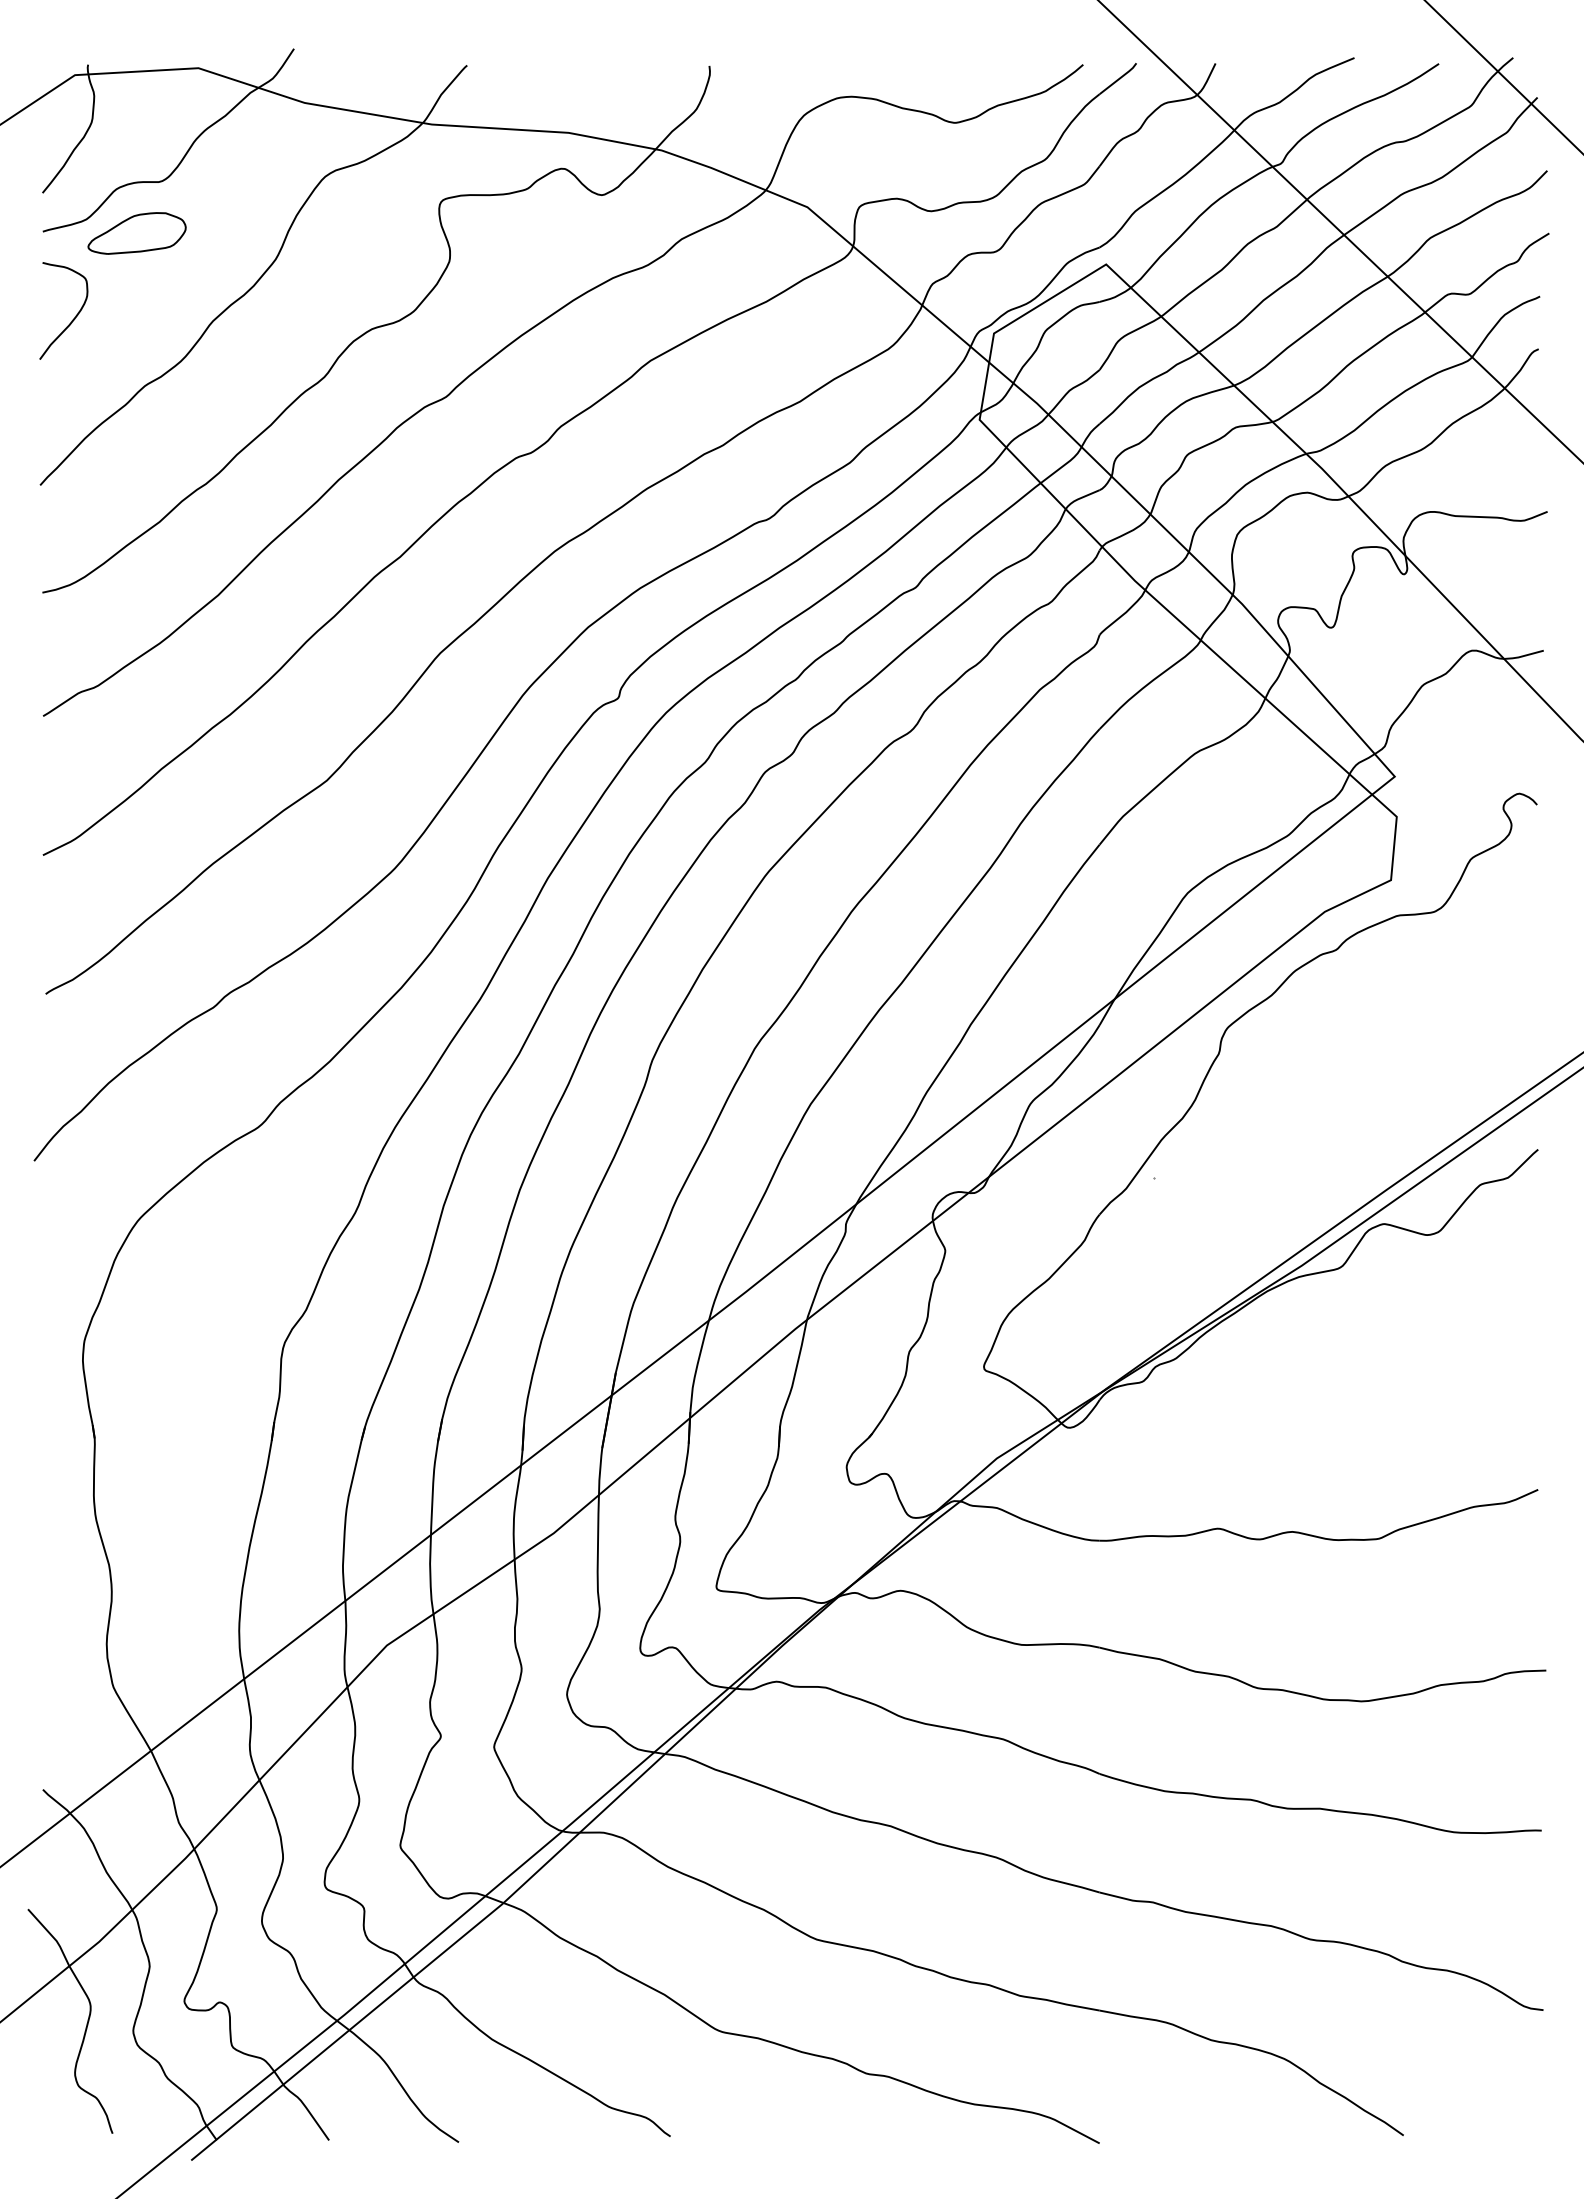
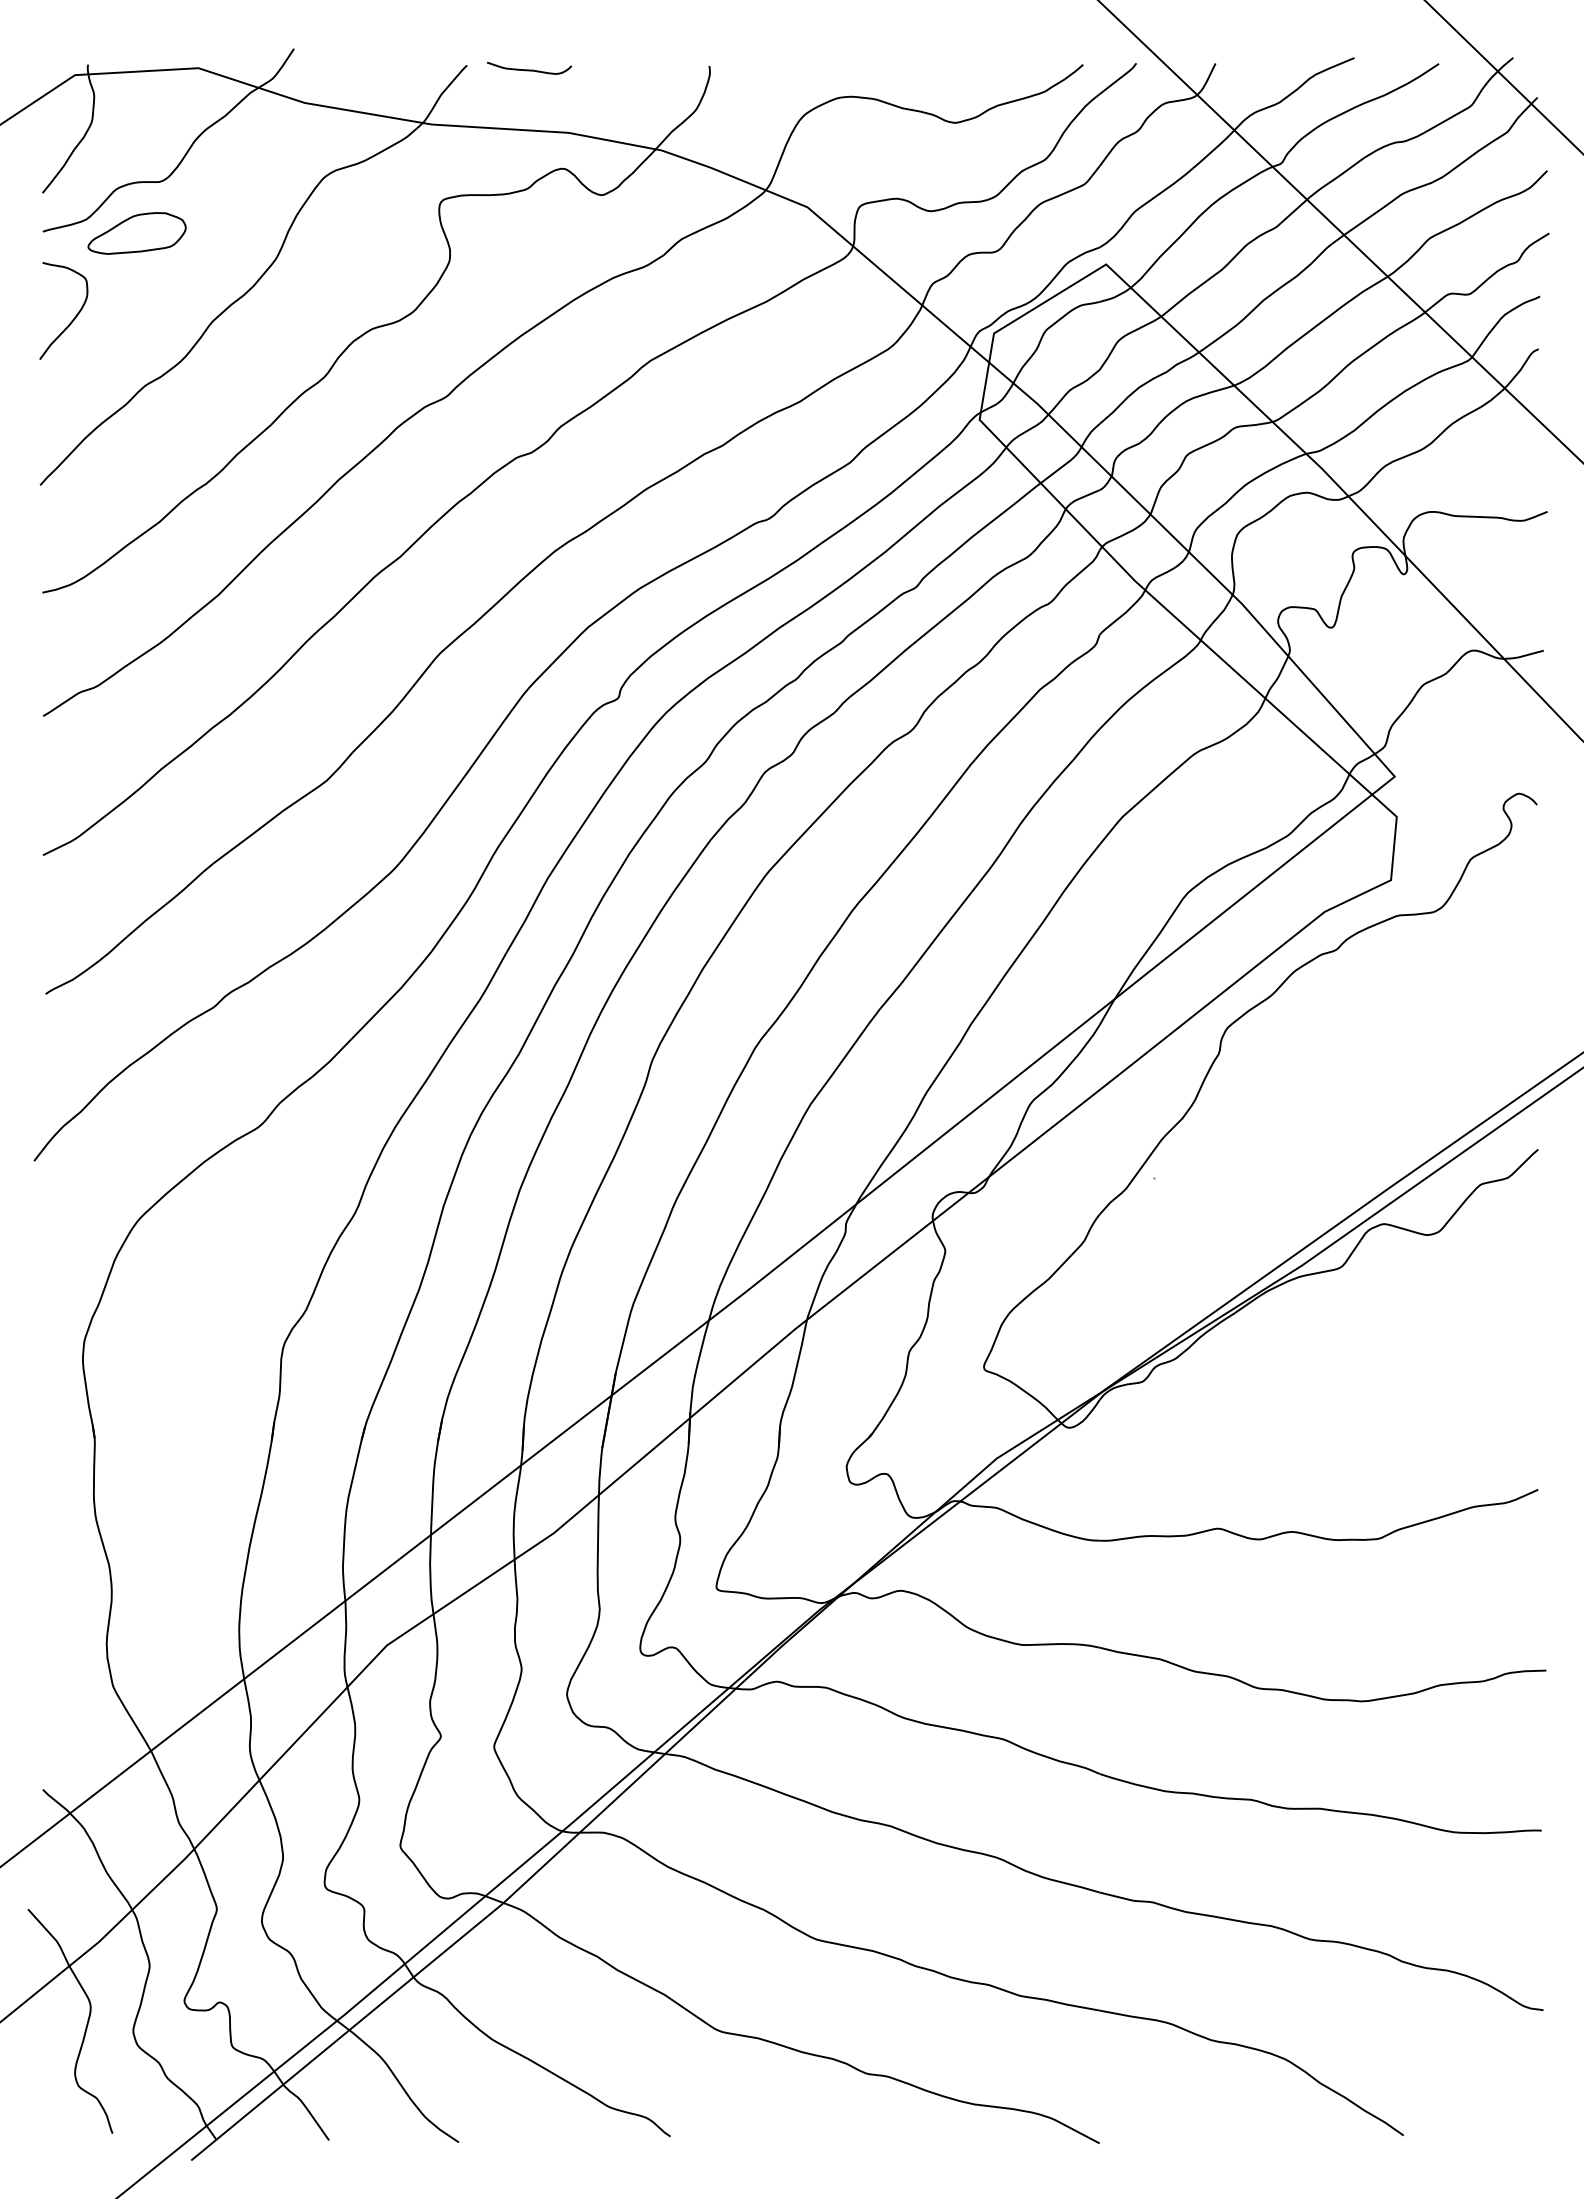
curve: none -> present (529, 69)
